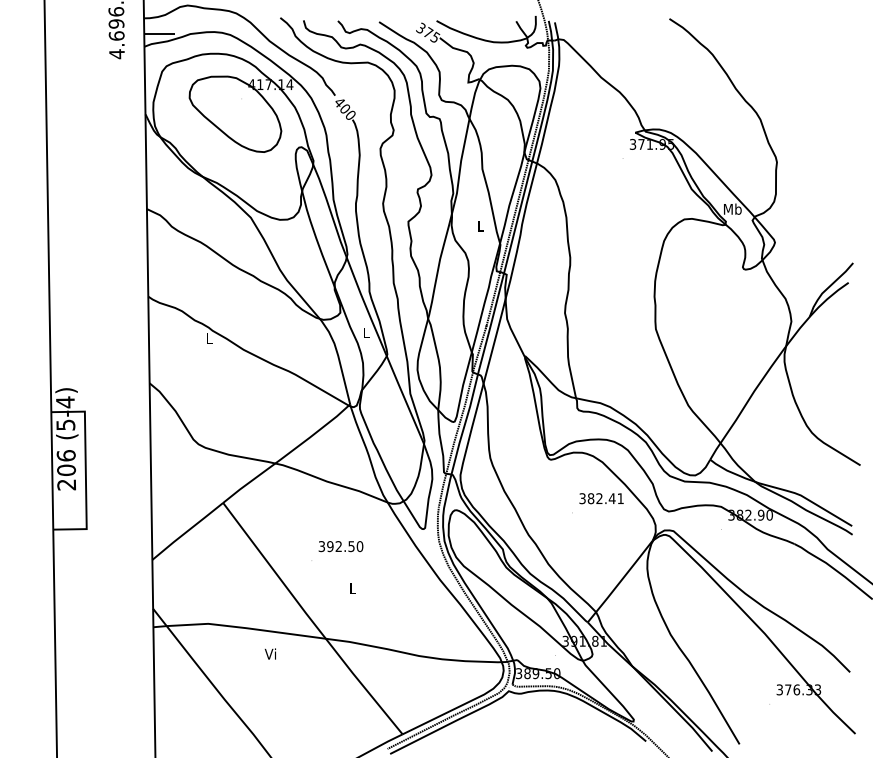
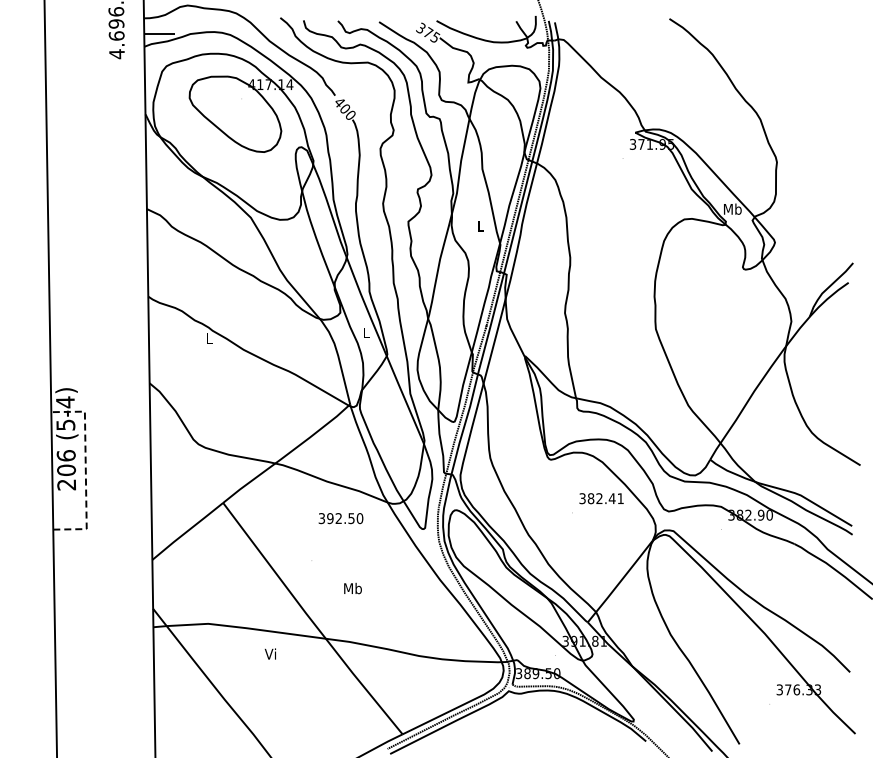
line: solid -> dashed (85, 470)
text position: (340, 546) -> (340, 518) (340, 518)
text: L -> Mb (352, 588)
